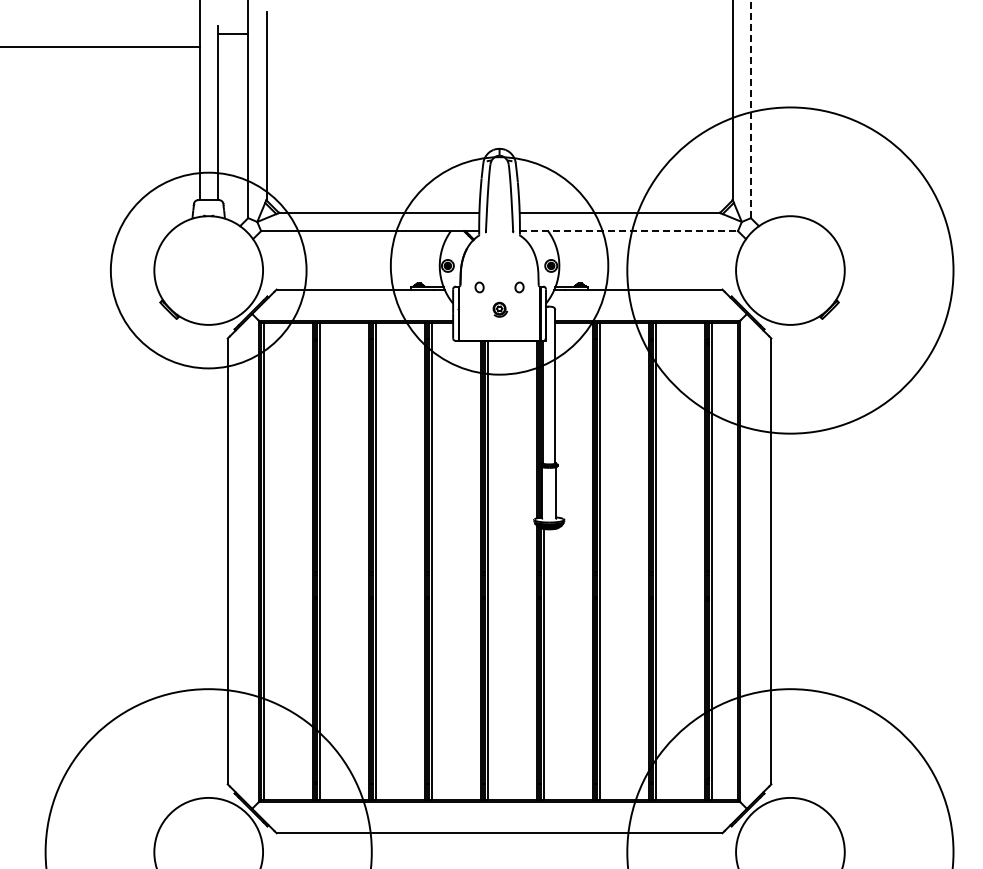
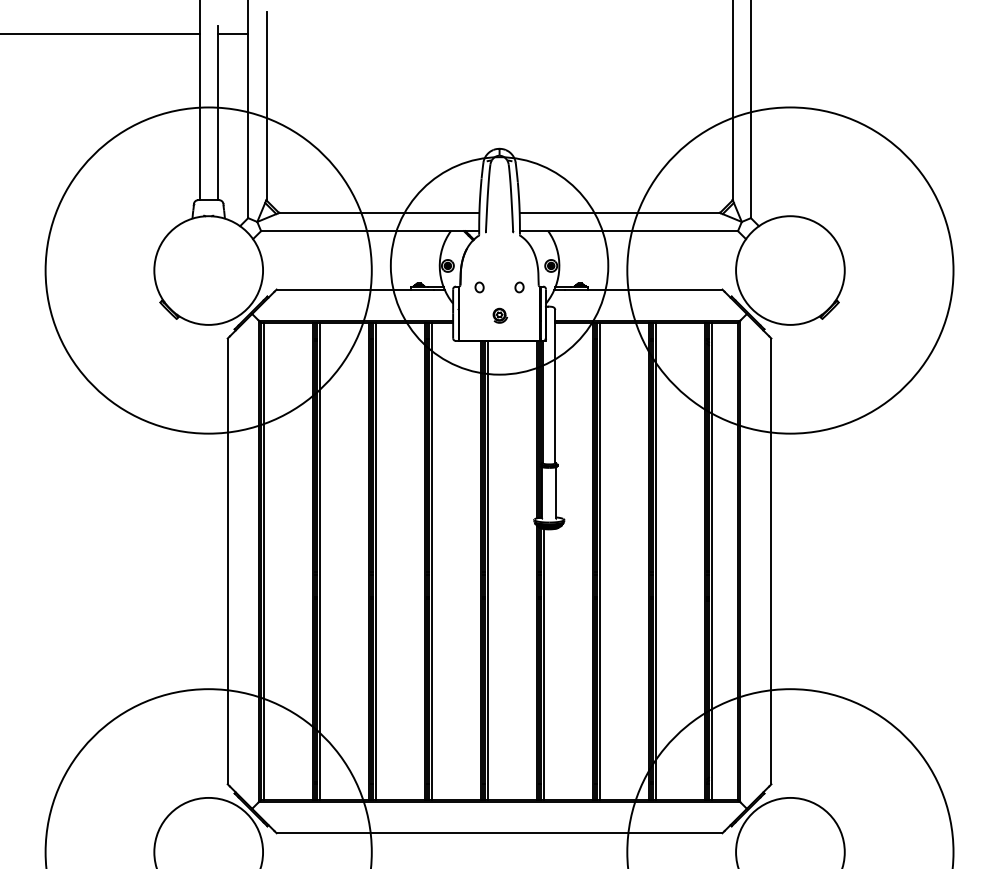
line position: (100, 46) -> (100, 33) (100, 33)
line: dashed -> solid (750, 109)
line: dashed -> solid (629, 231)
circle diameter: 196 px -> 326 px (208, 270)
part position: (499, 309) -> (499, 315) (499, 315)
